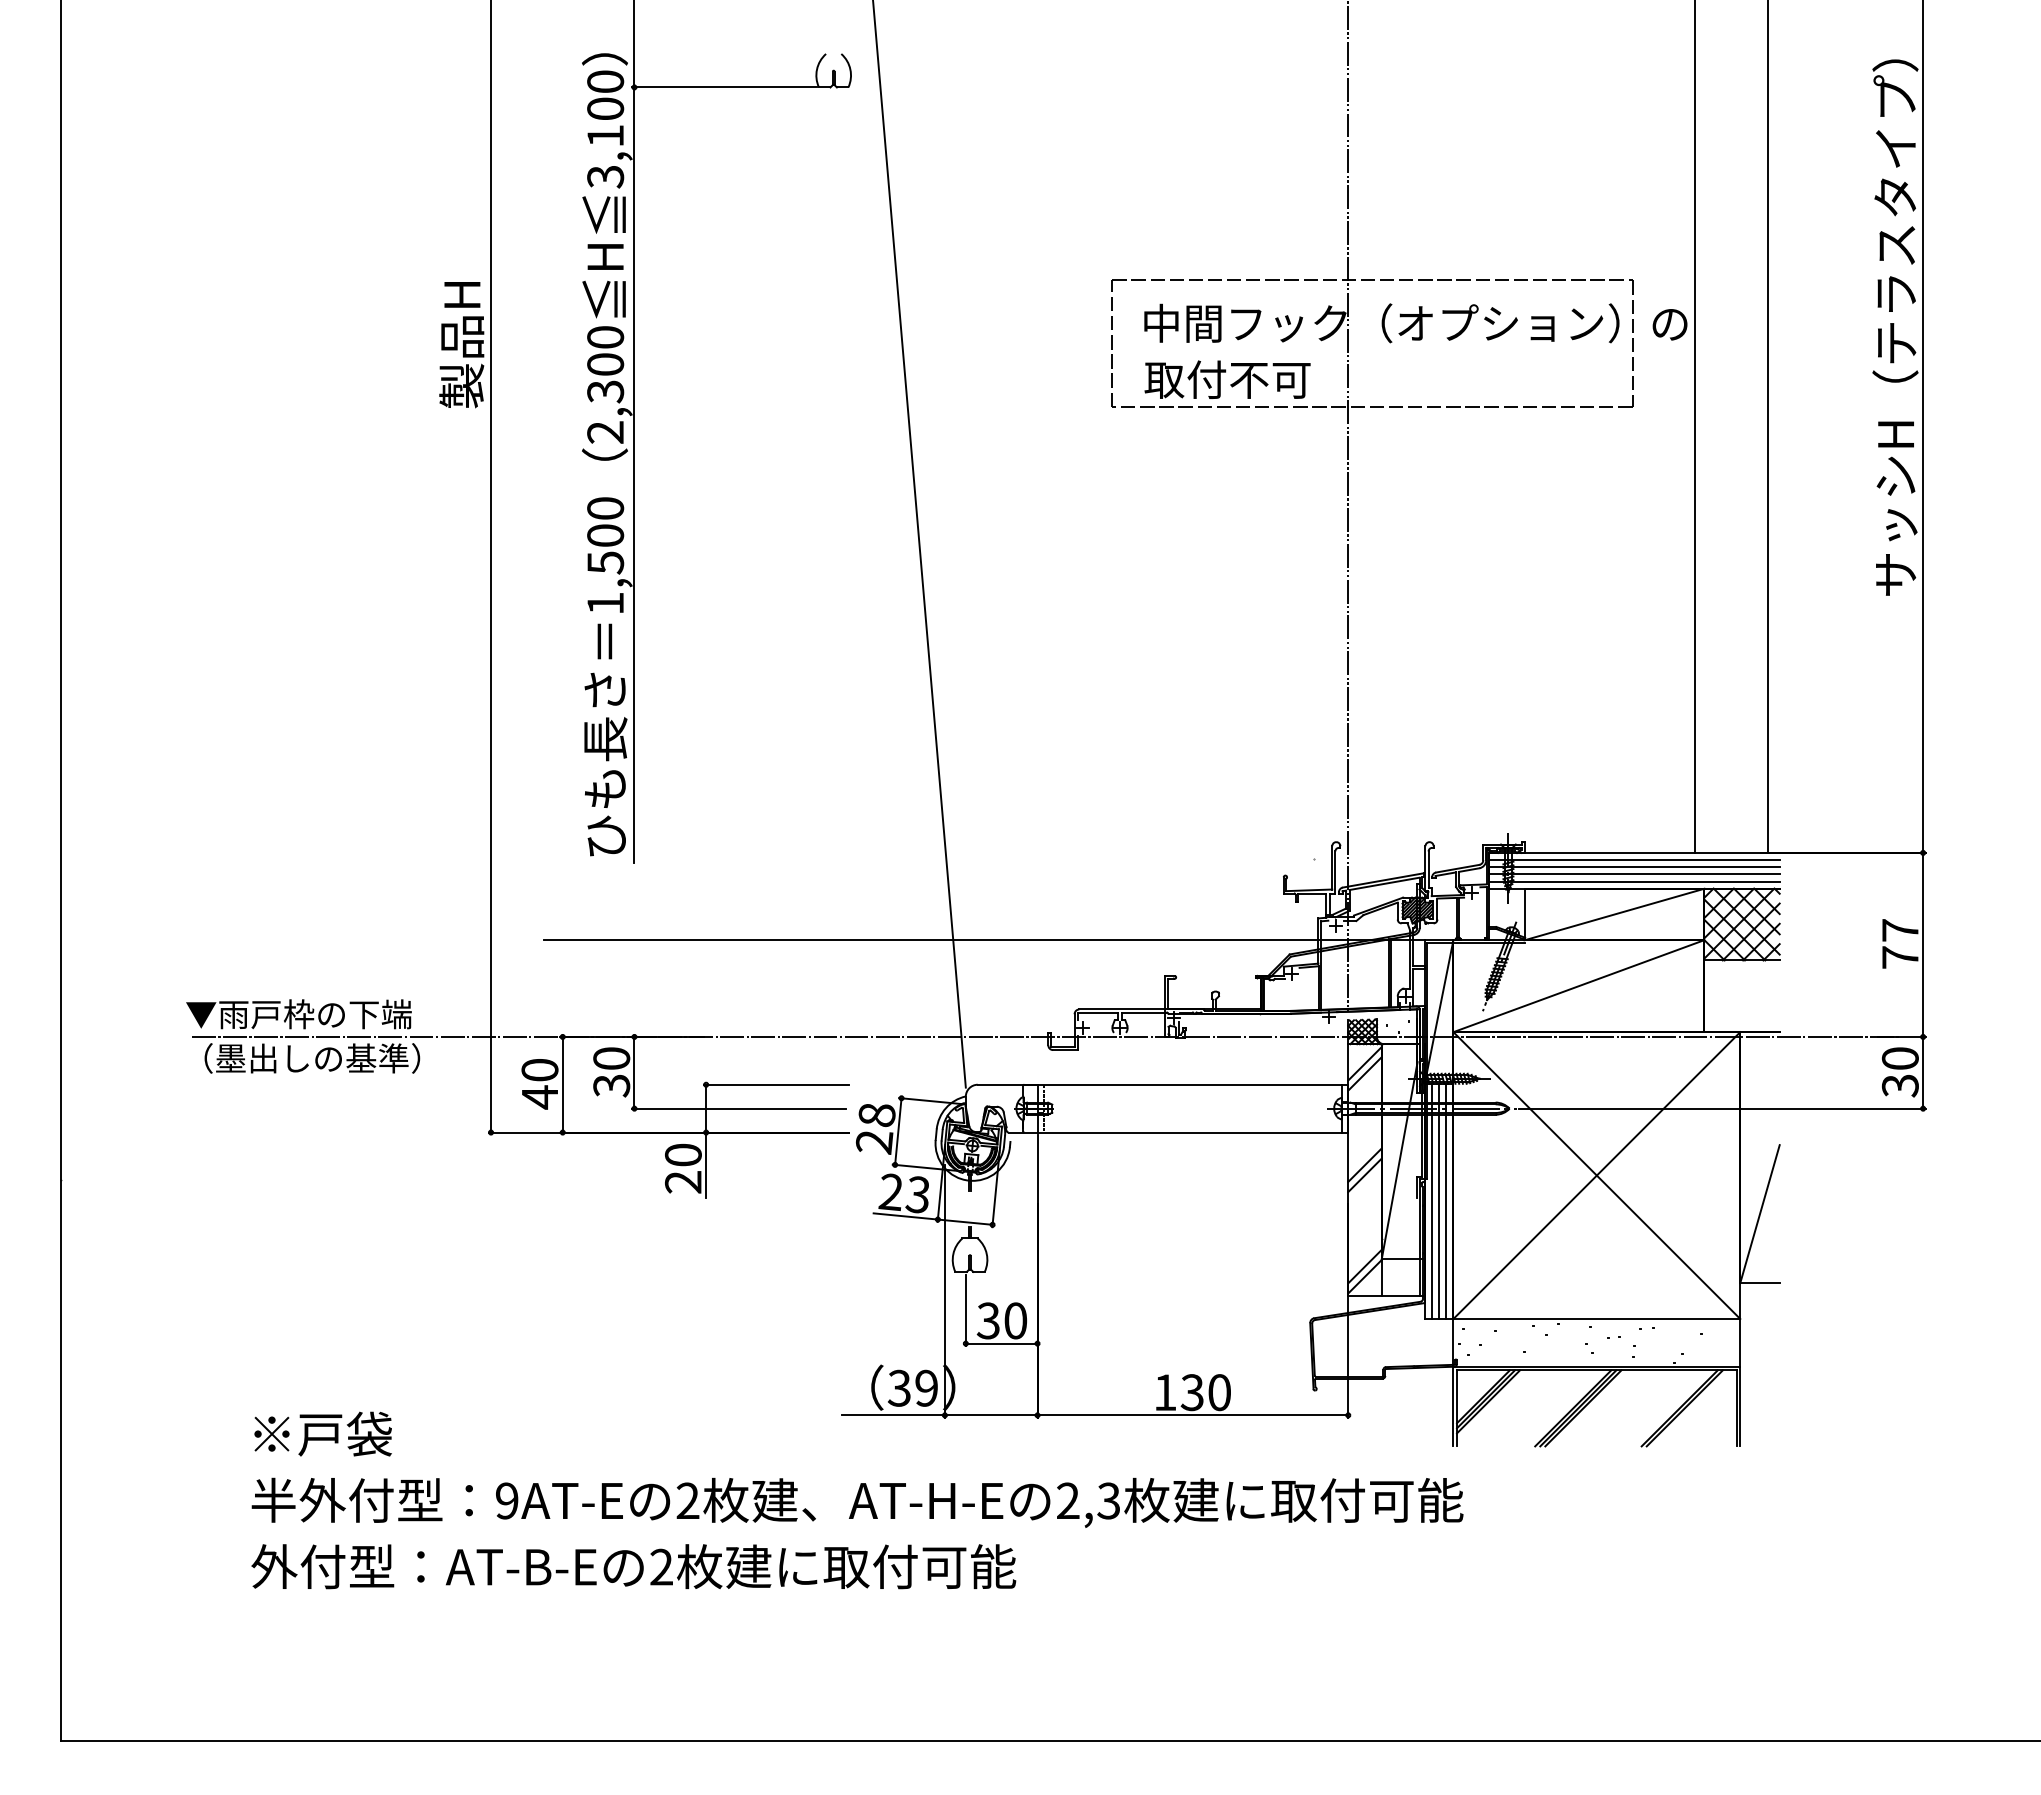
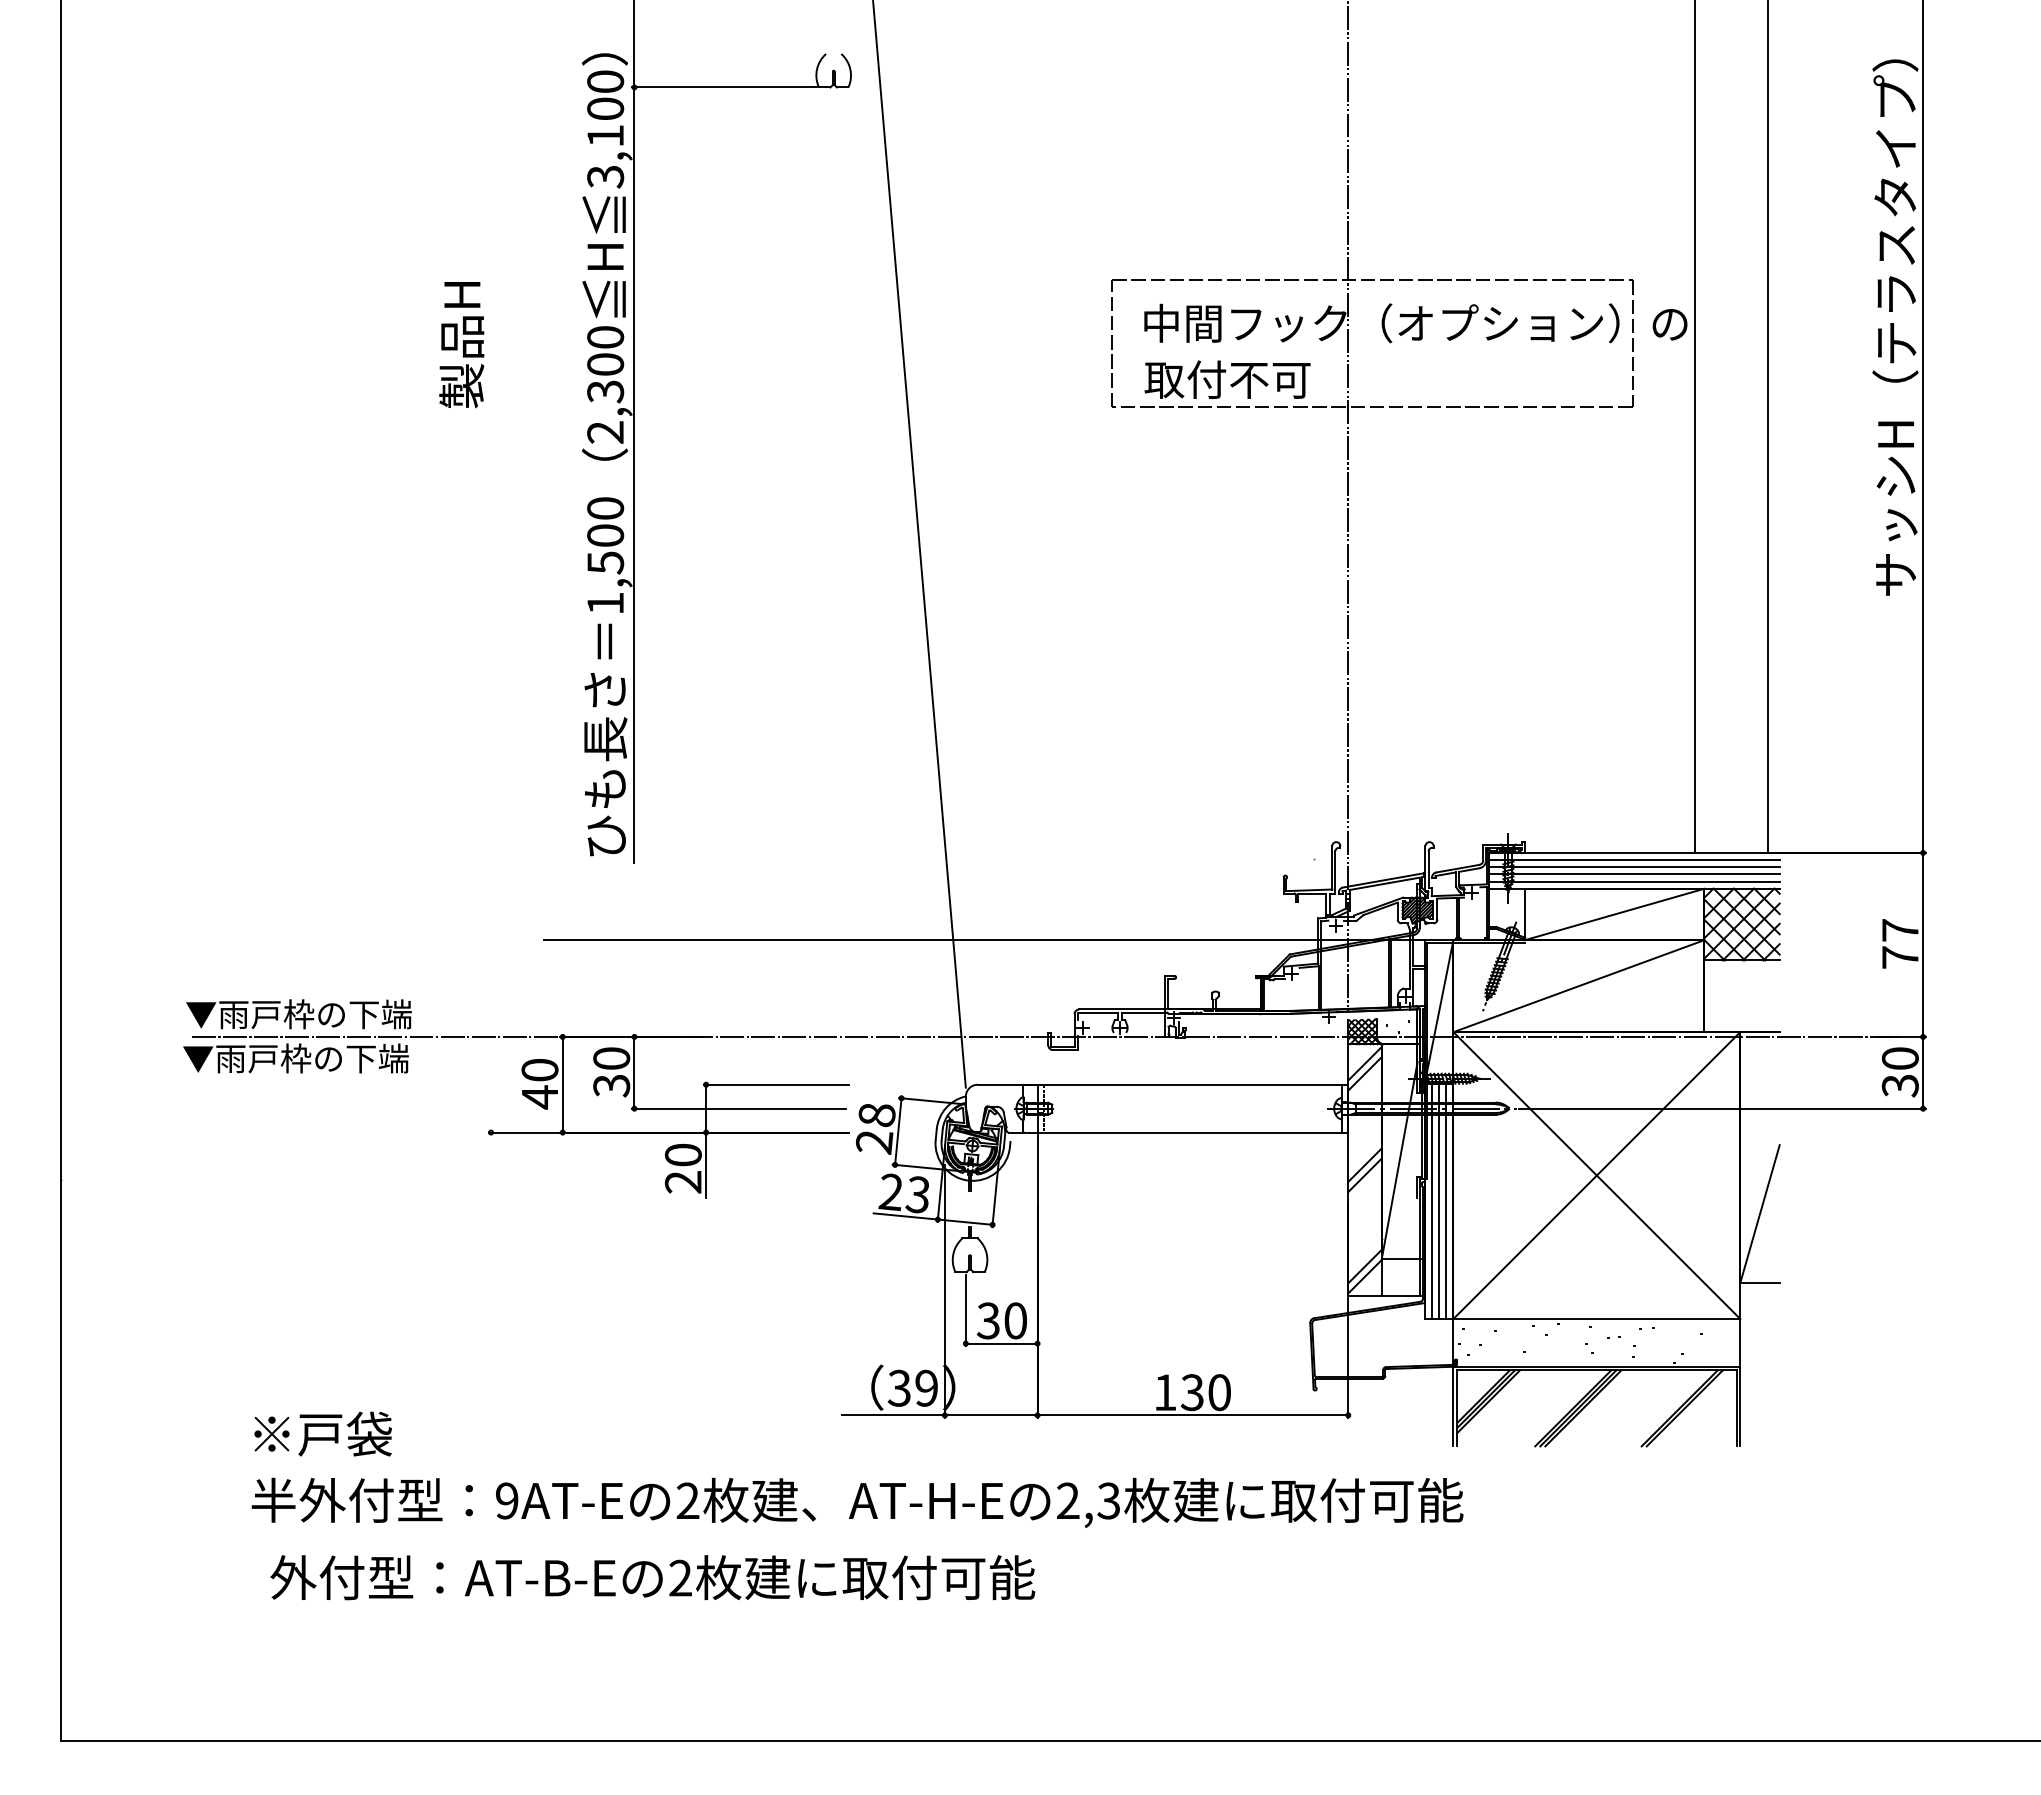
line: present -> none (491, 567)
text: （墨出しの基準） -> ▼雨戸枠の下端 (301, 1058)
text position: (633, 1566) -> (652, 1577) (652, 1577)
